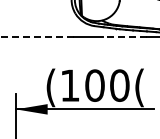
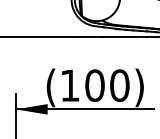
line: dashed -> solid (37, 37)
line: dashed -> solid (124, 37)
text: ( -> ) (139, 87)
